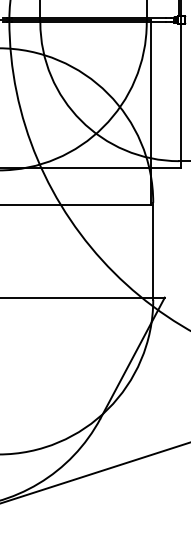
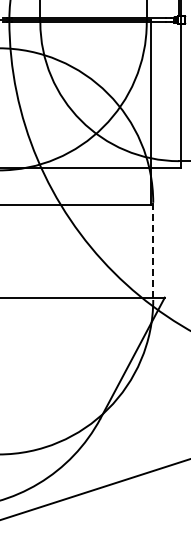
line: solid -> dashed (153, 251)
line position: (94, 472) -> (94, 489) (94, 489)
